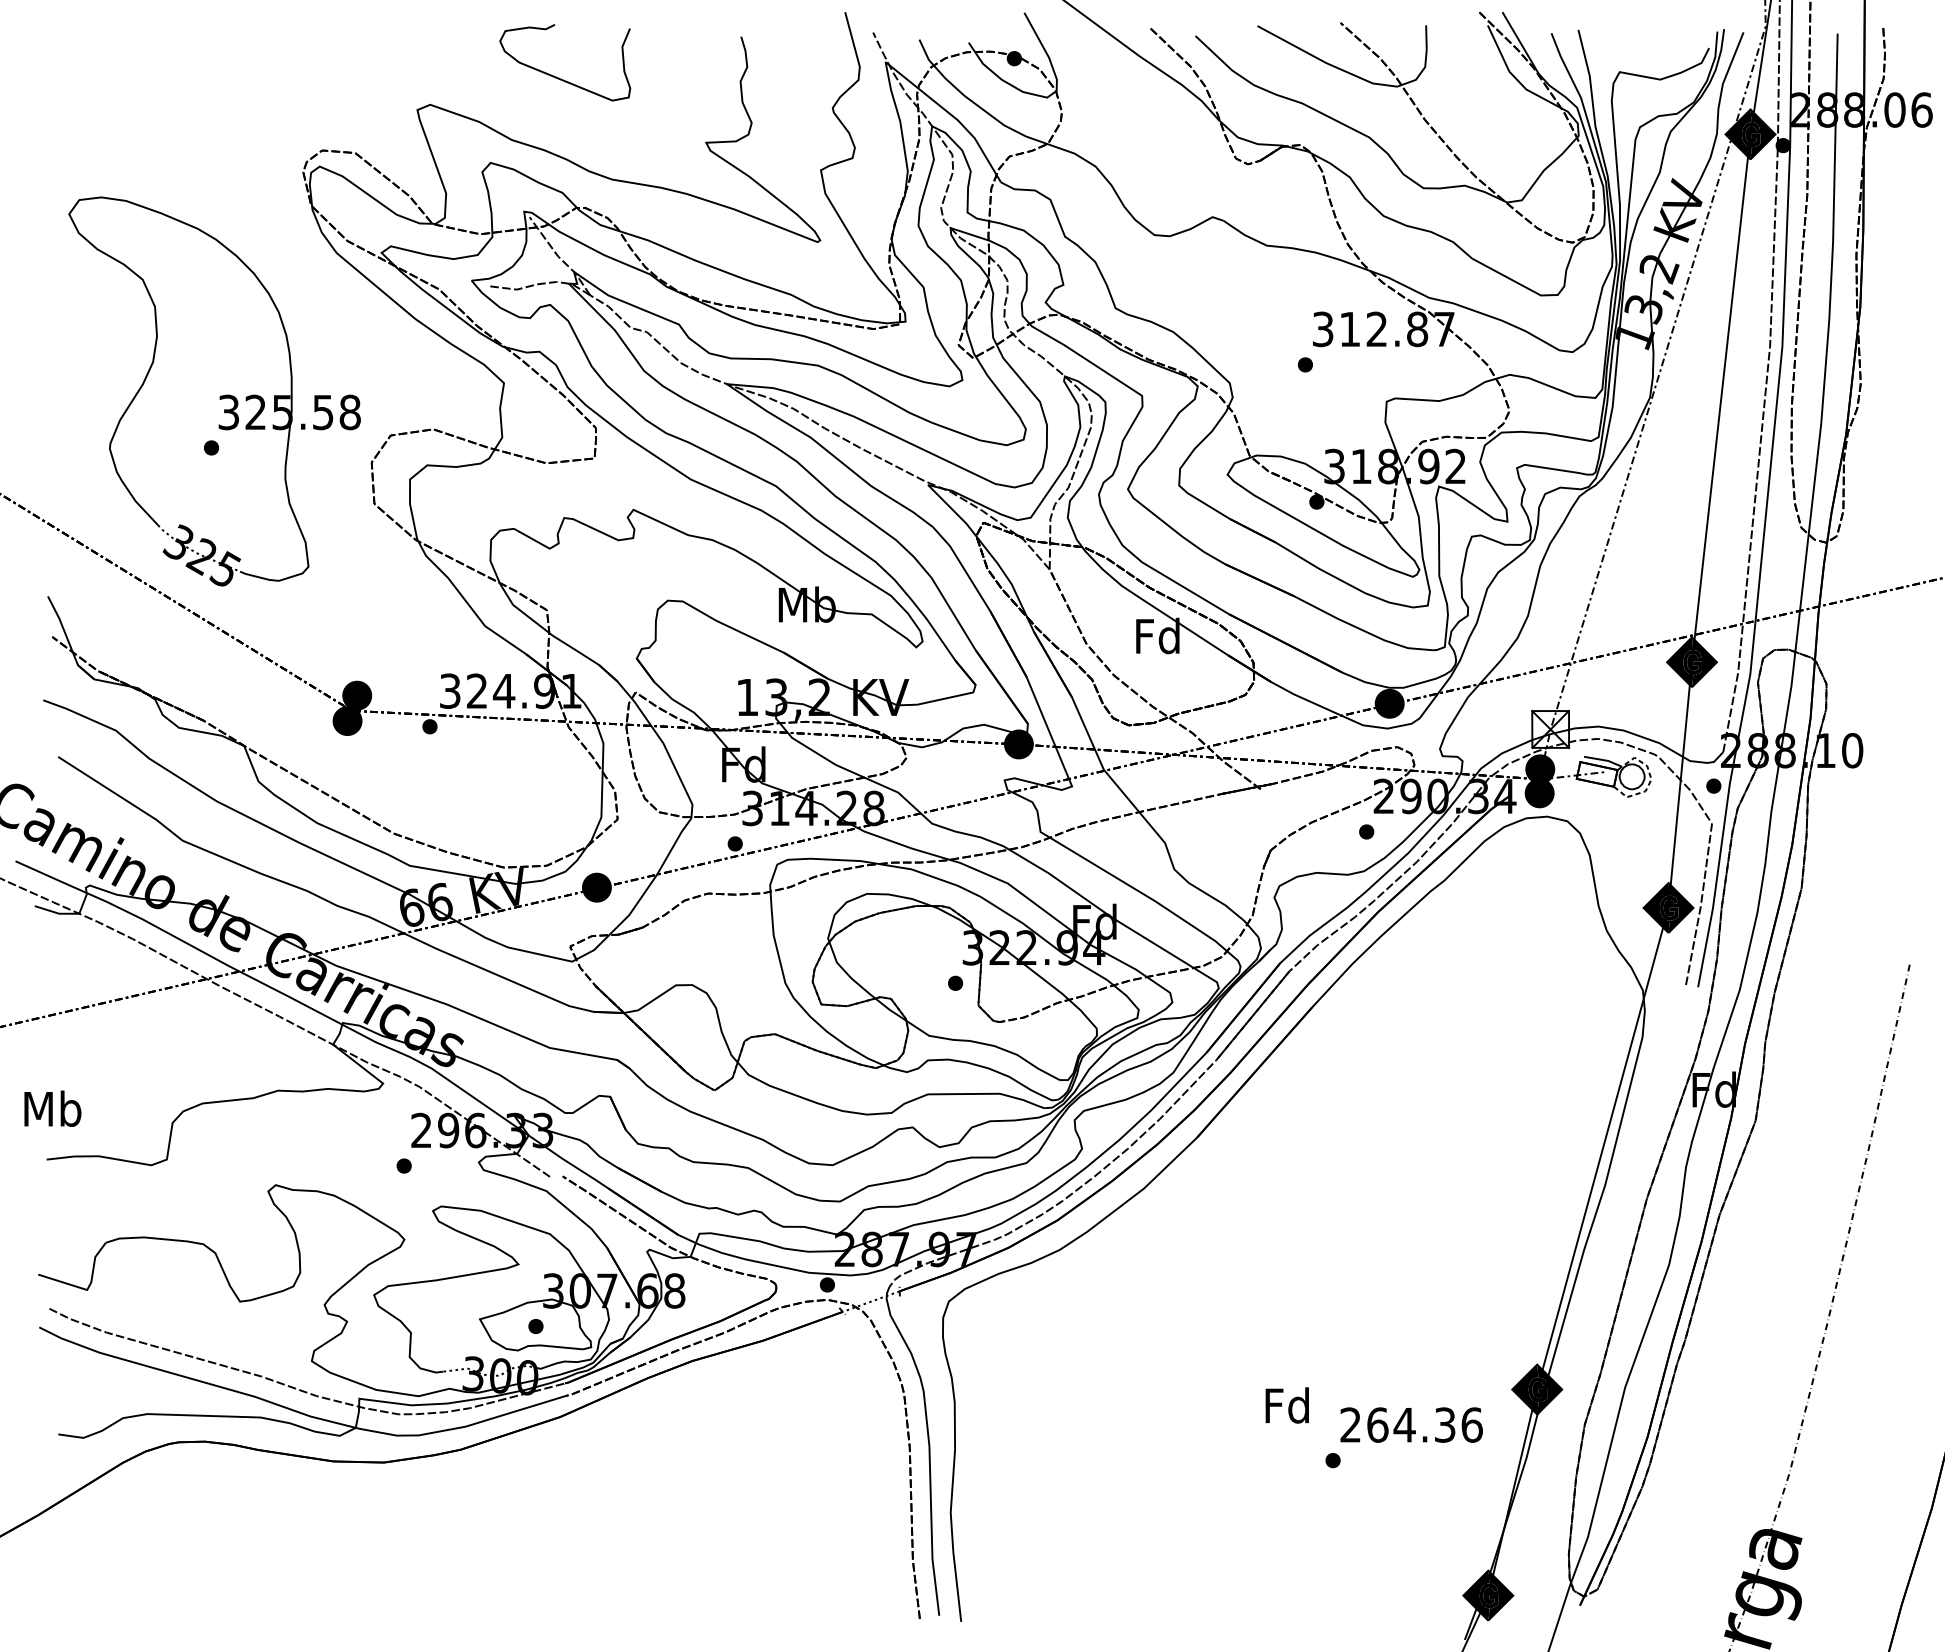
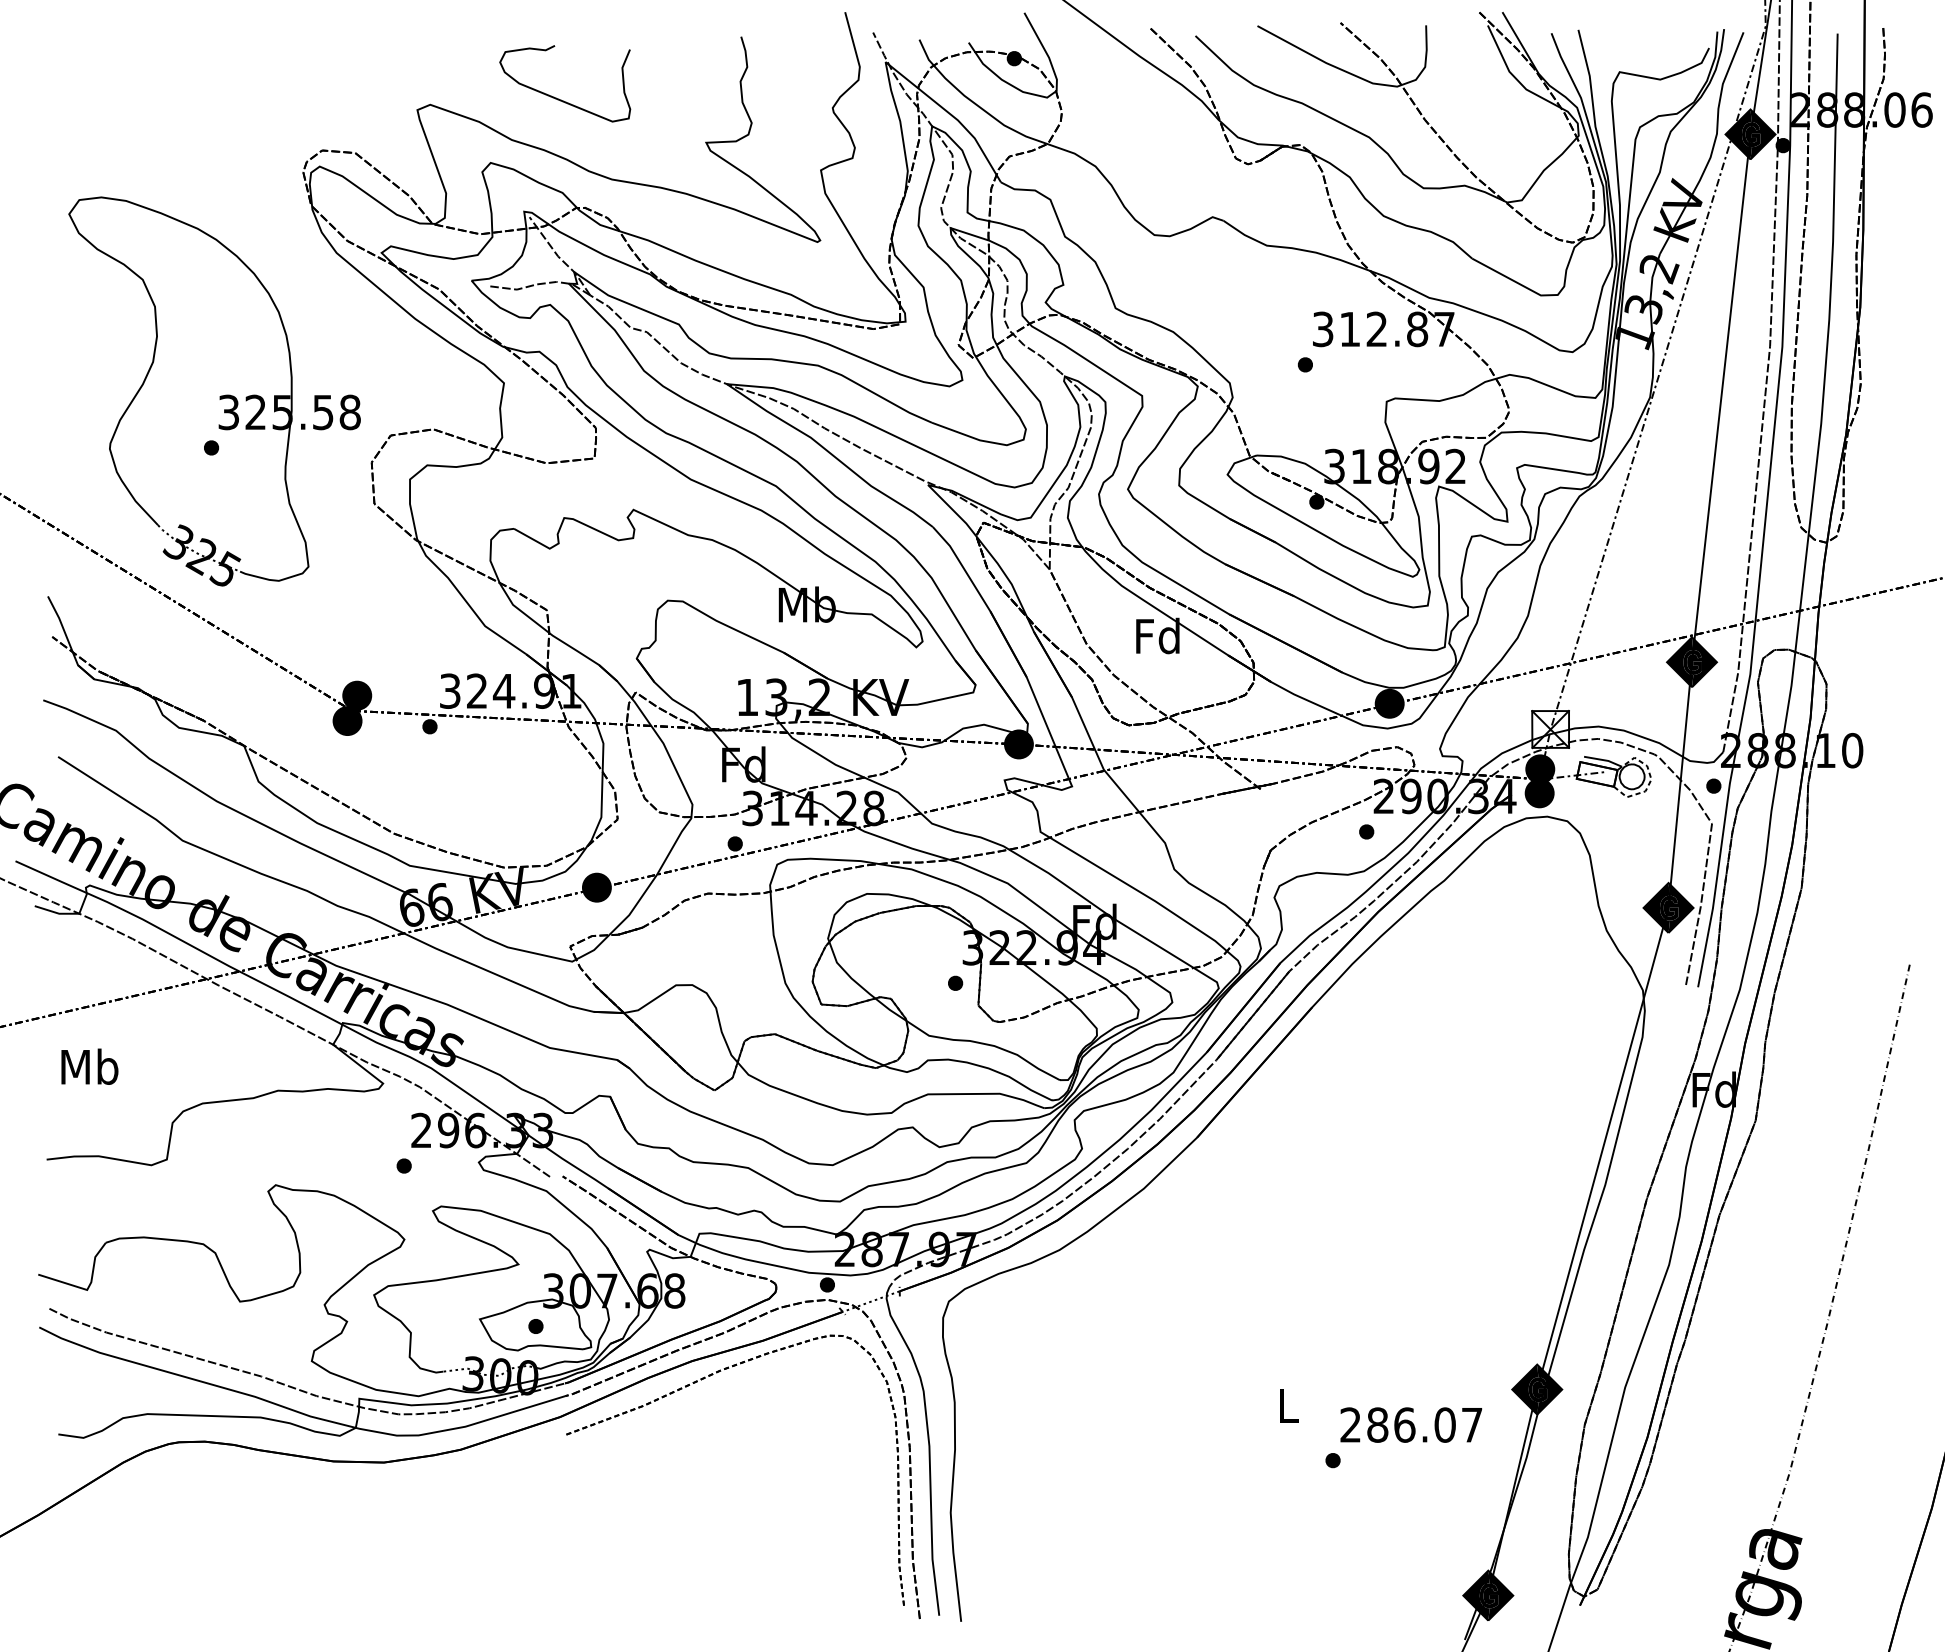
curve position: (561, 78) -> (561, 99) (561, 99)
text position: (52, 1108) -> (89, 1066) (89, 1066)
part: none -> present (695, 1383)
text: Fd -> L (1286, 1405)
text: 264.36 -> 286.07 (1424, 1424)
